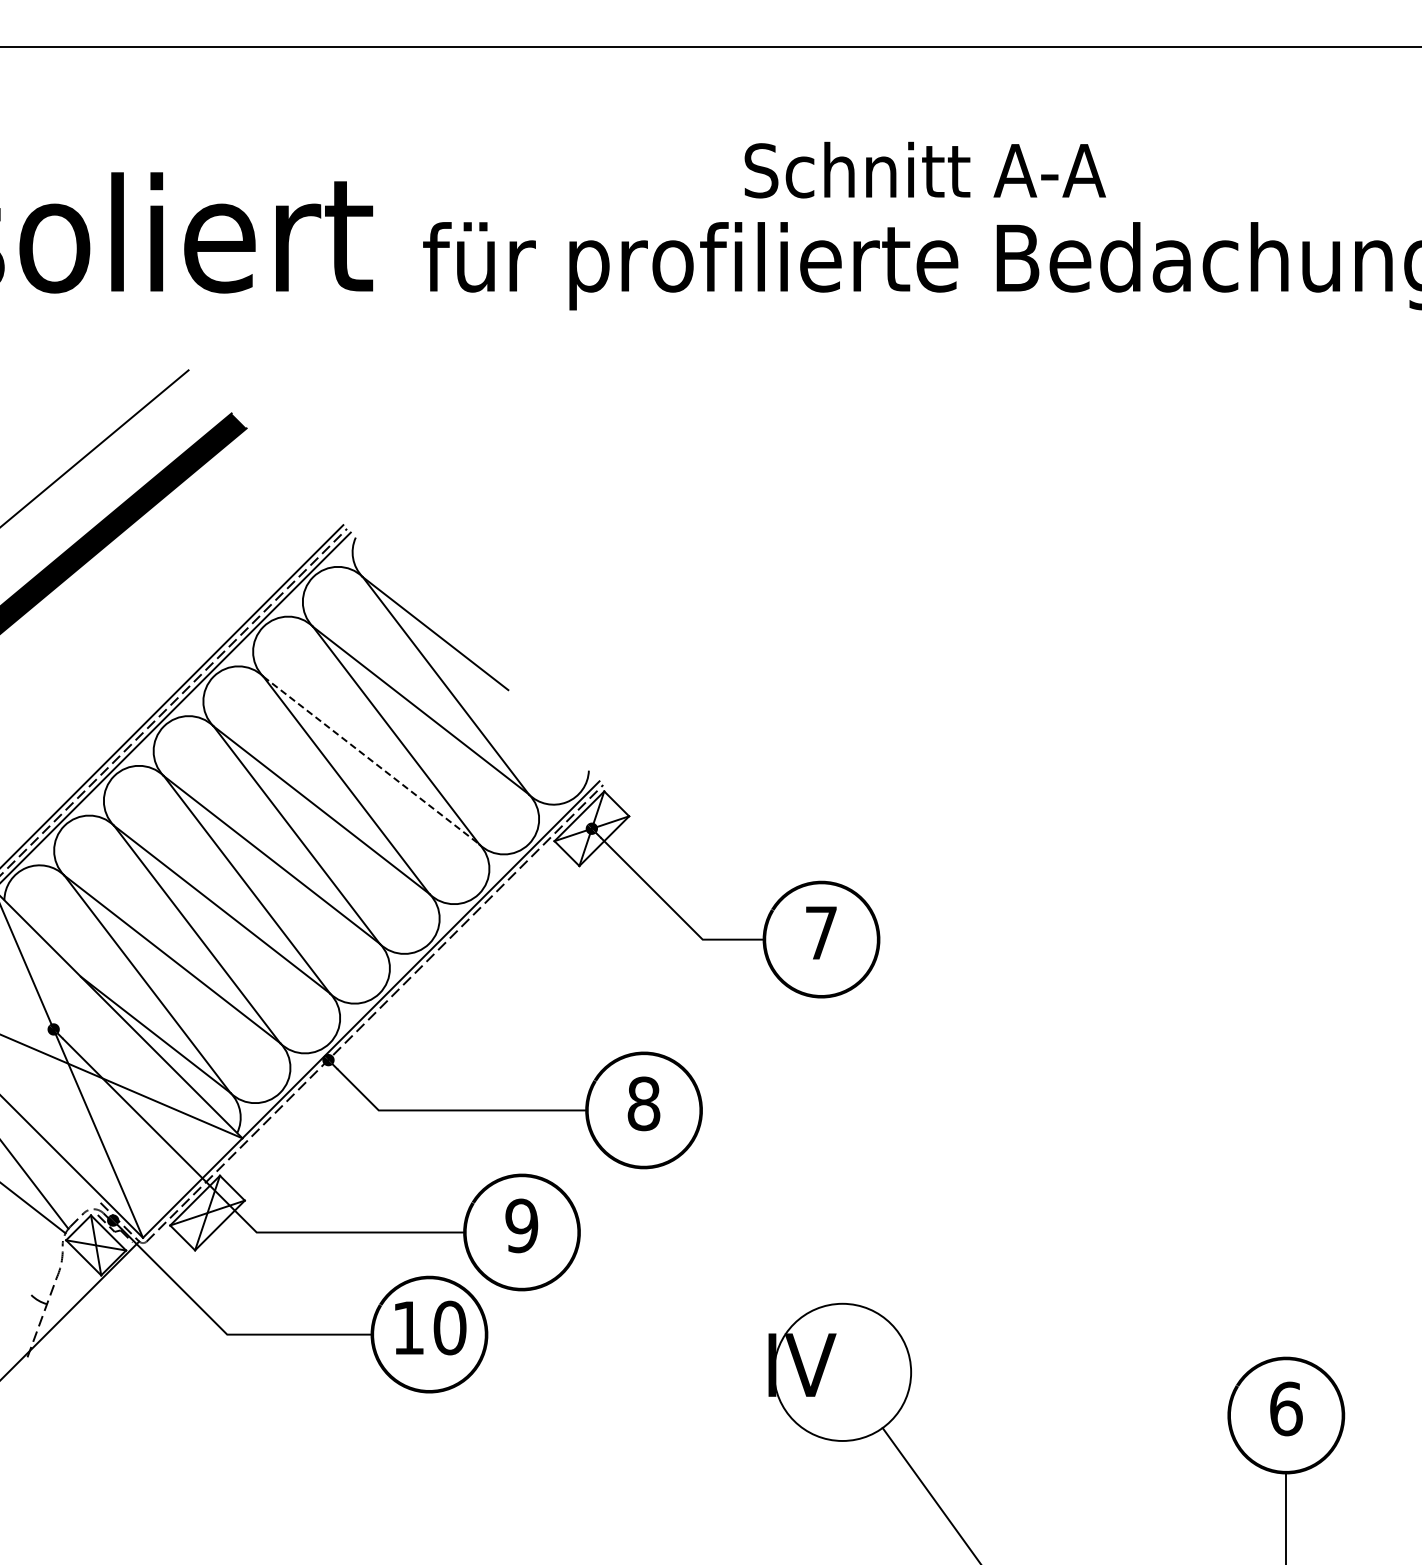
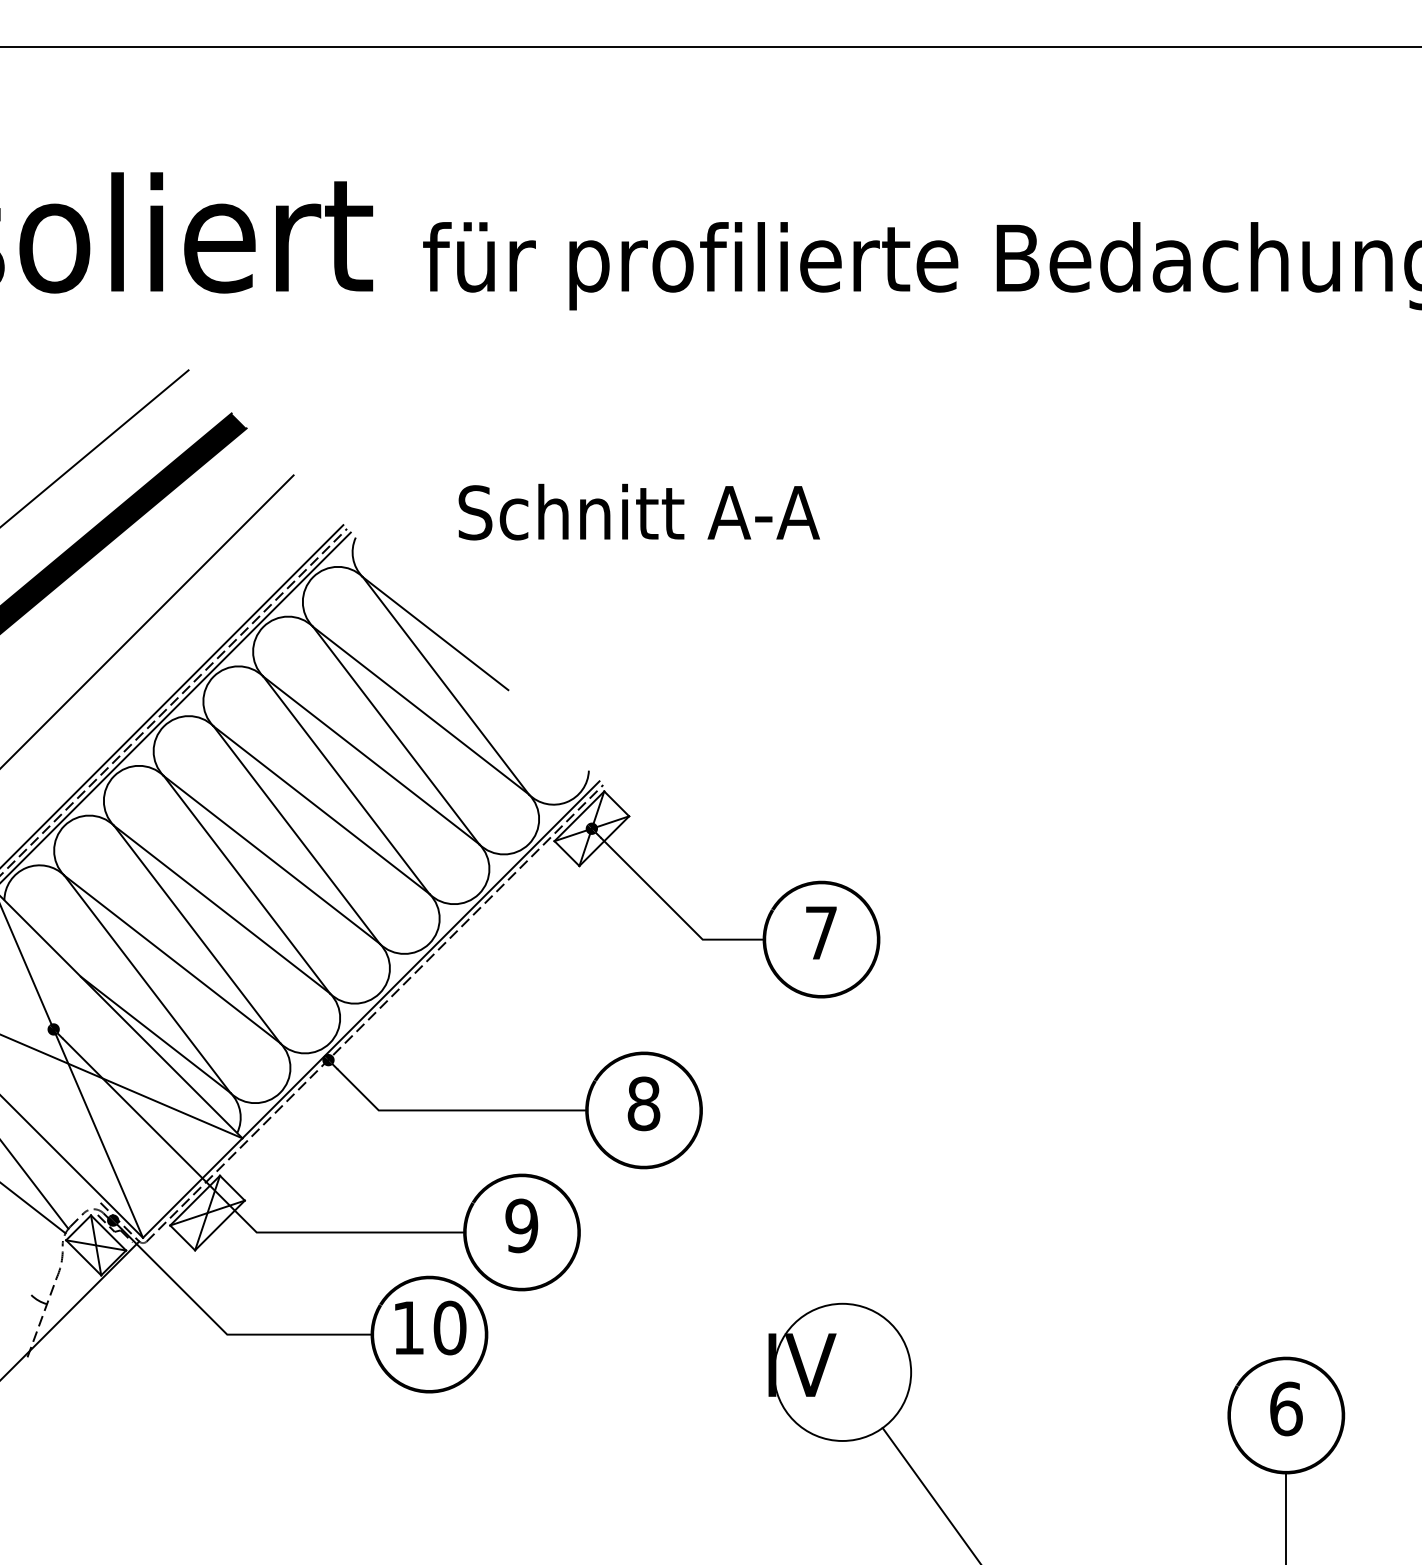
text position: (924, 169) -> (638, 511) (638, 511)
line: none -> present (147, 620)
line: dashed -> solid (371, 760)
